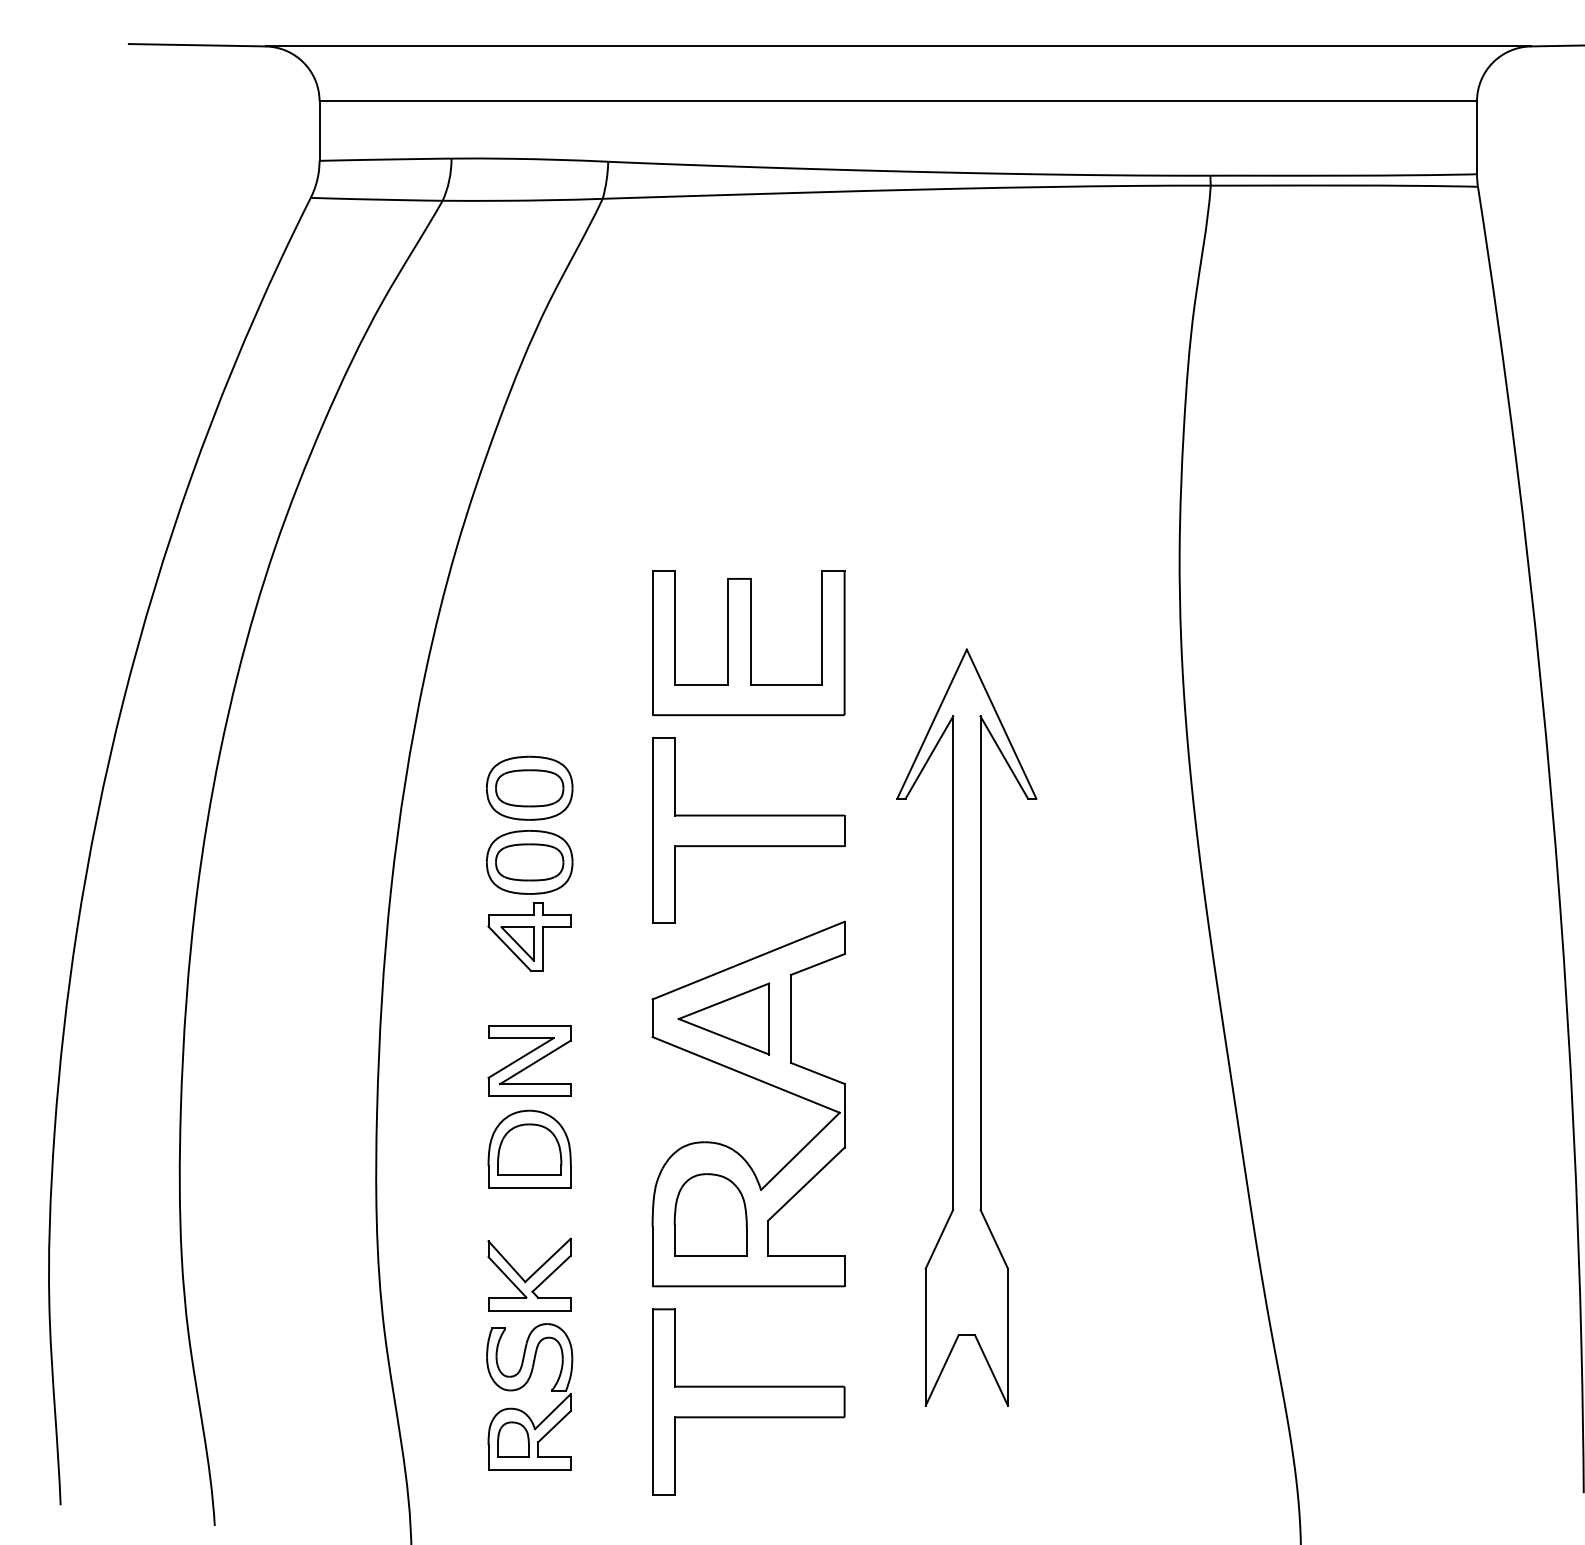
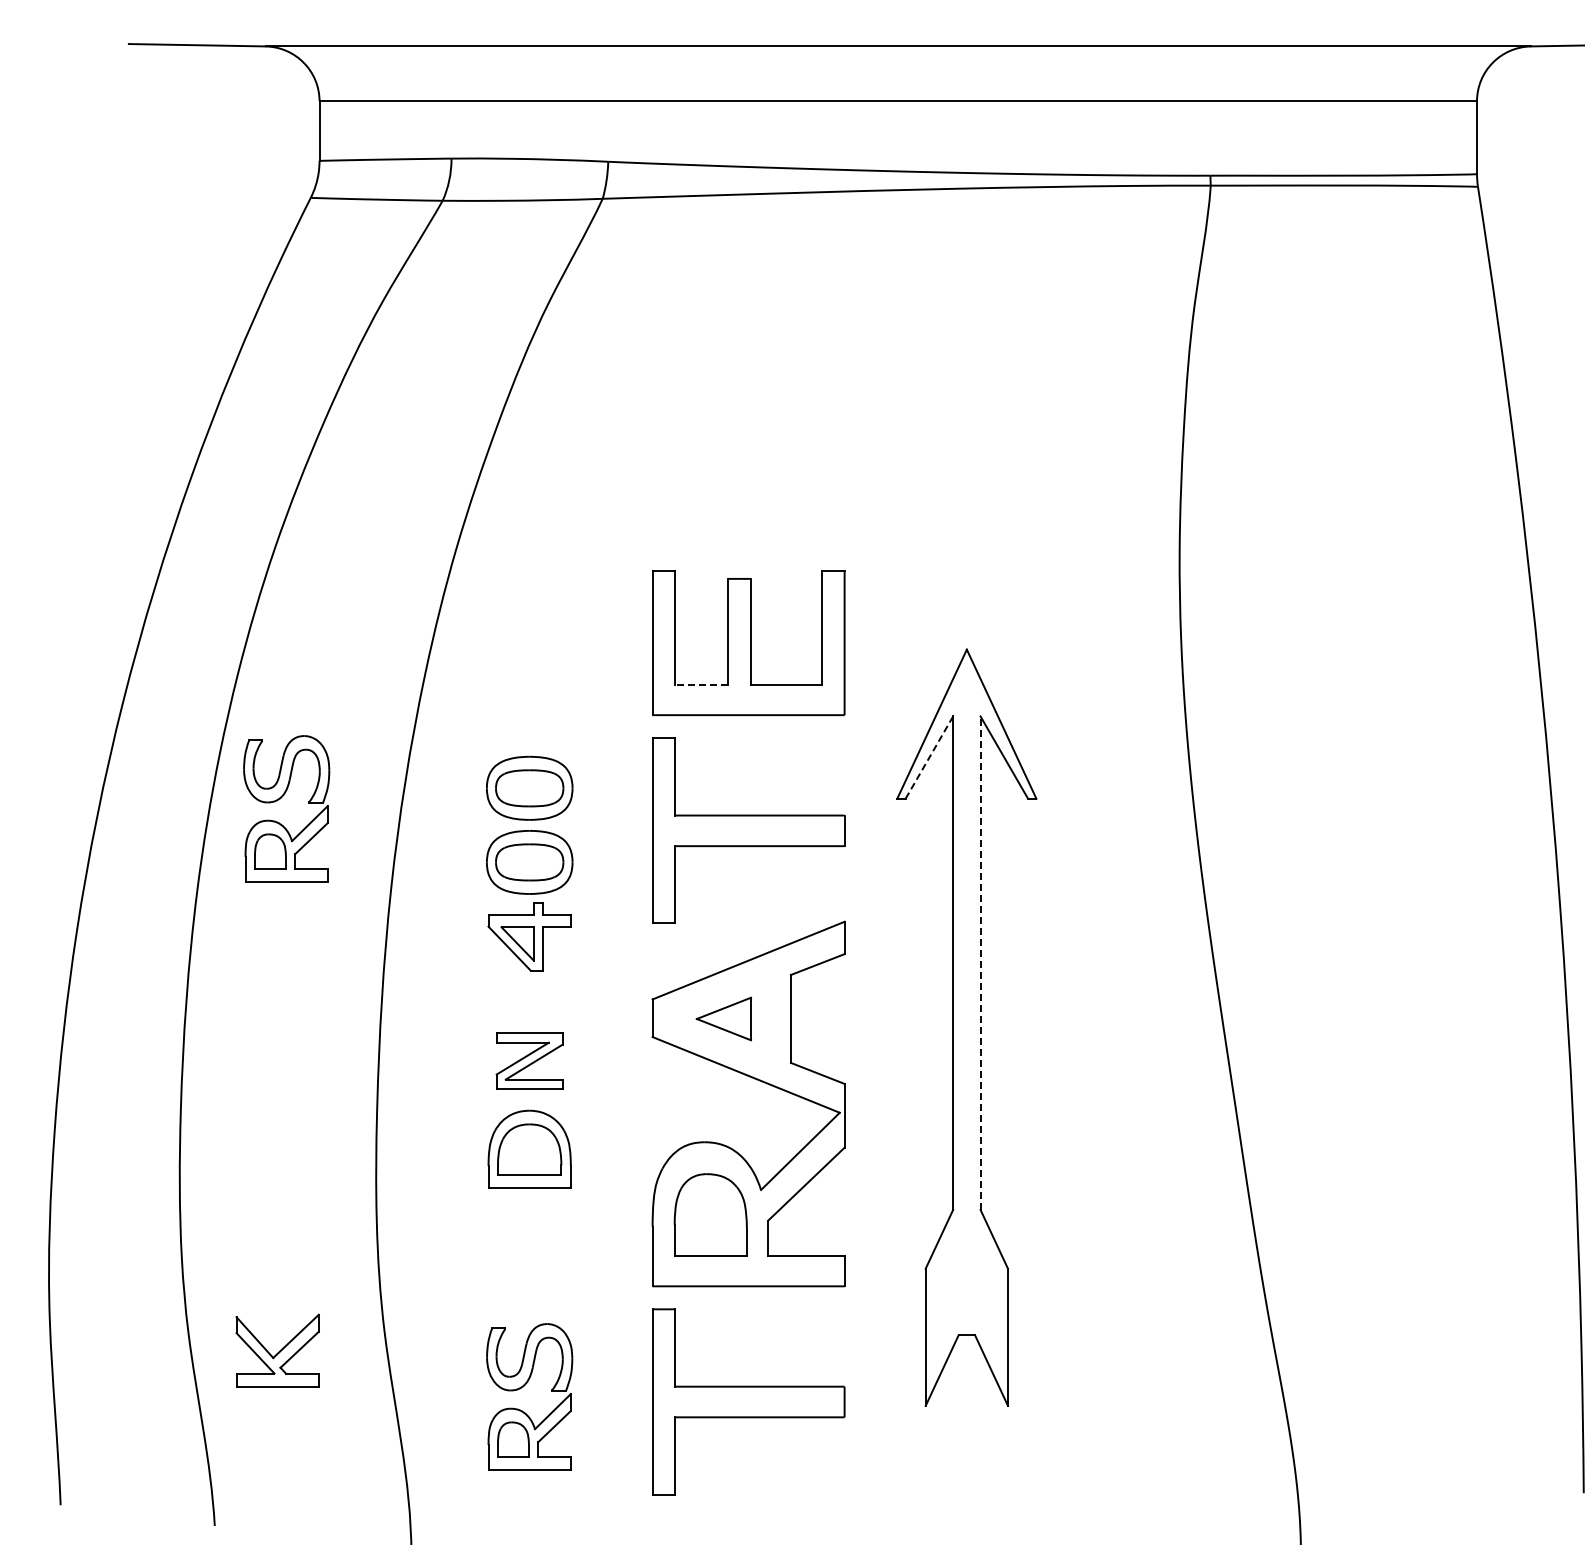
line: solid -> dashed (701, 684)
line: solid -> dashed (929, 757)
part: none -> present (280, 799)
line: solid -> dashed (980, 963)
part size: 94x74 px -> 57x46 px (723, 1018)
part size: 85x72 px -> 69x58 px (529, 1060)
part position: (529, 1274) -> (277, 1350) (277, 1350)
